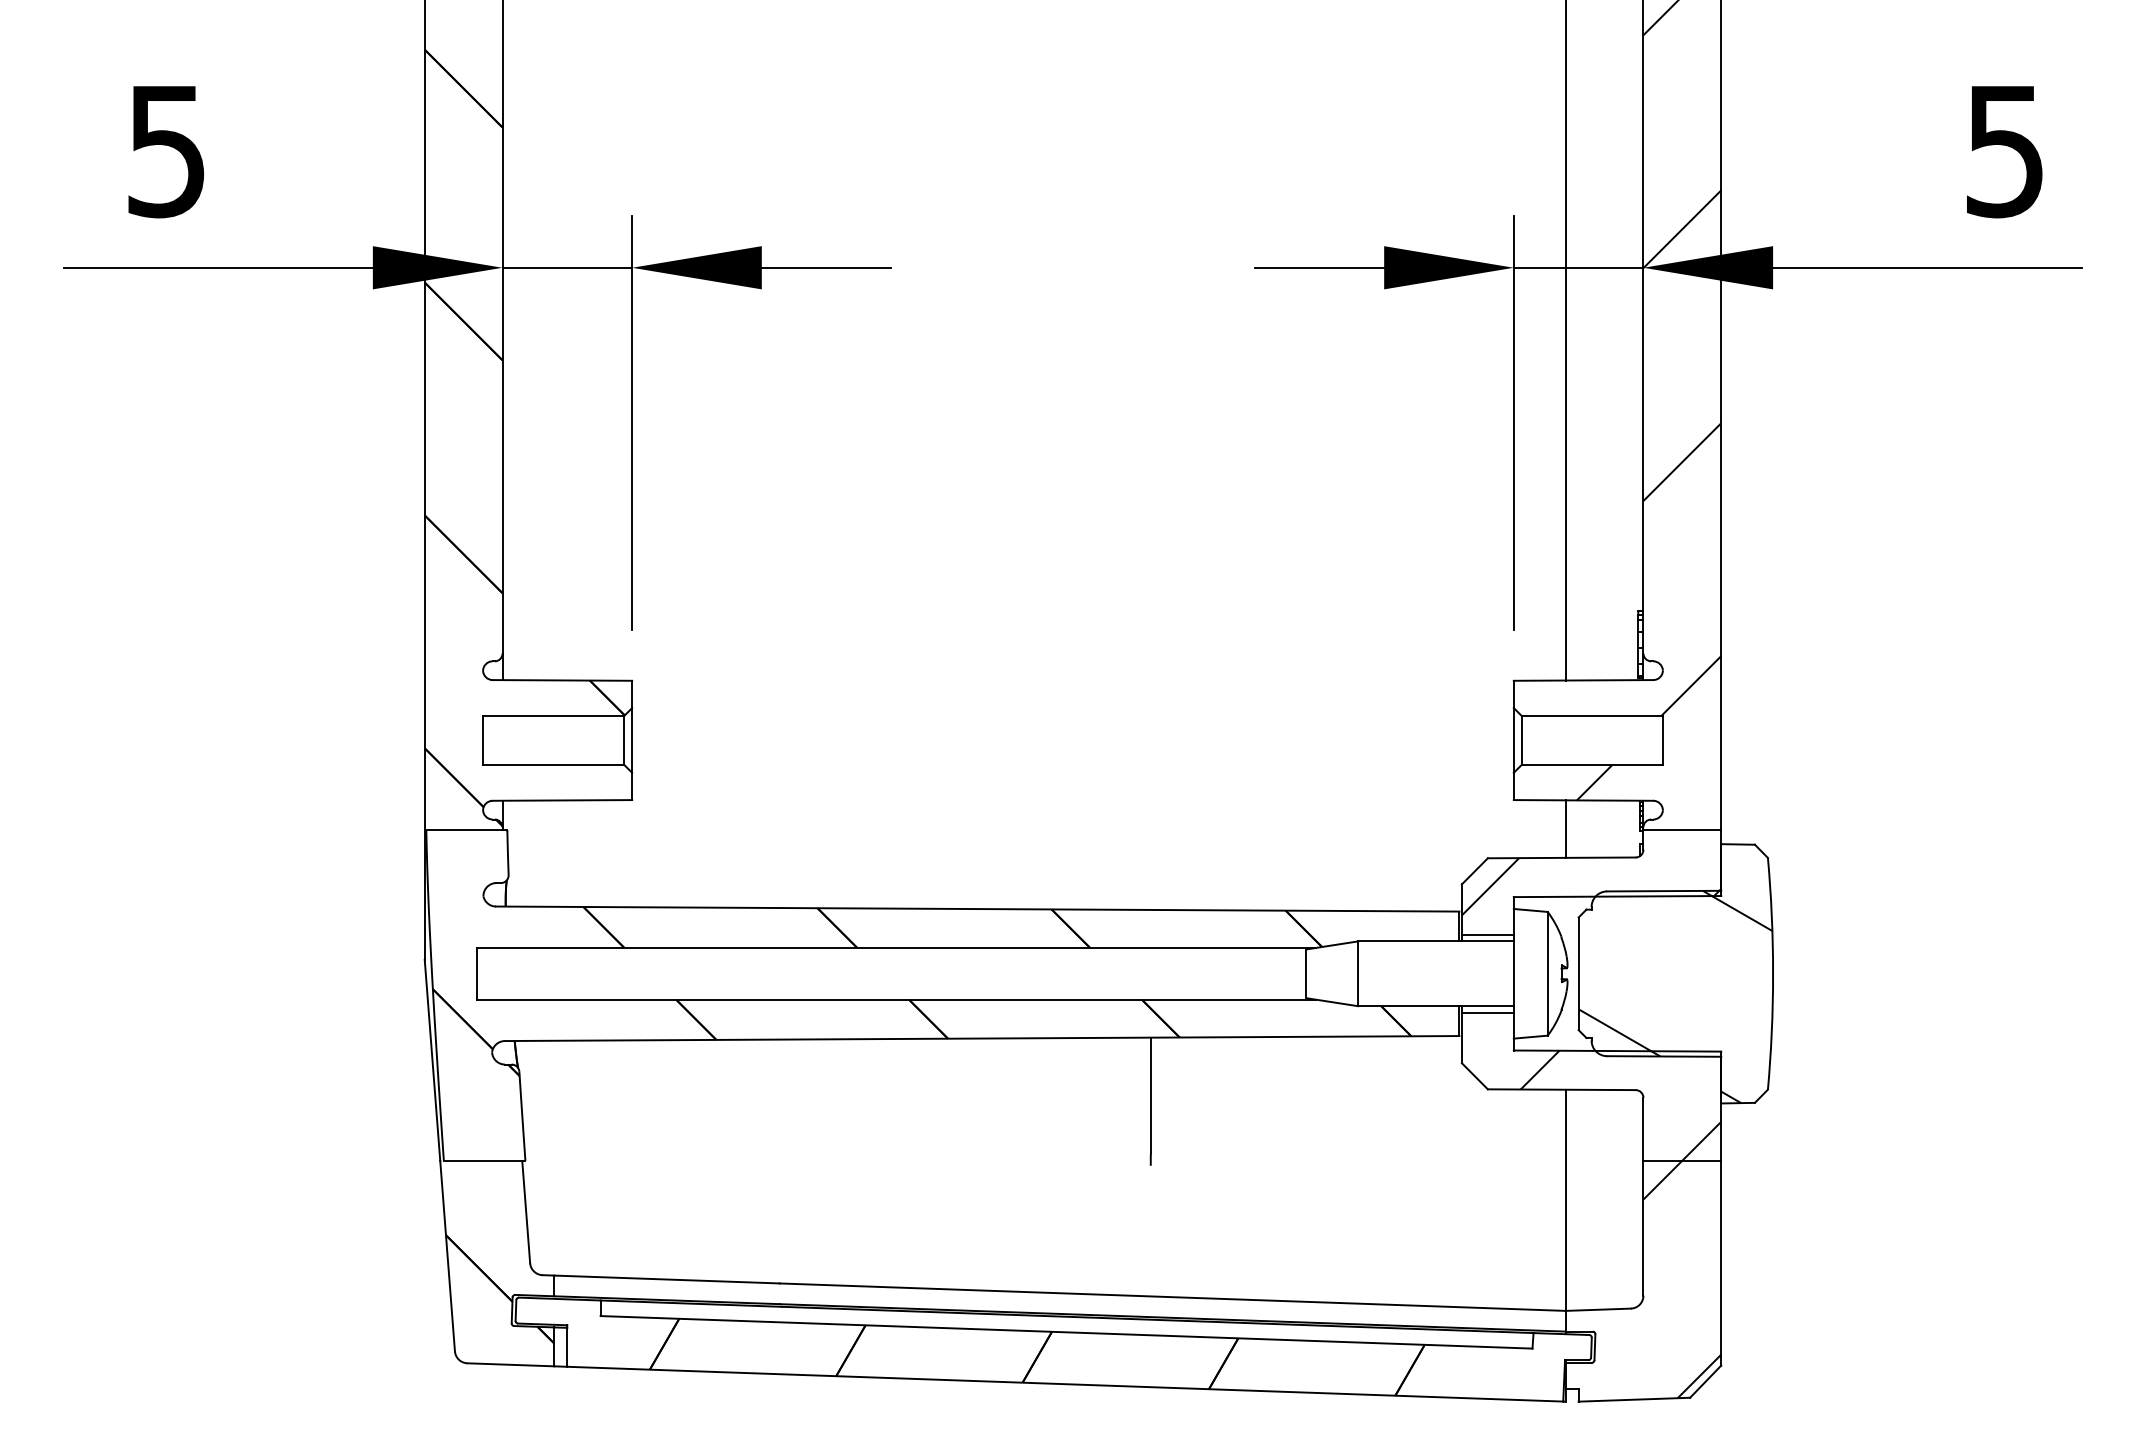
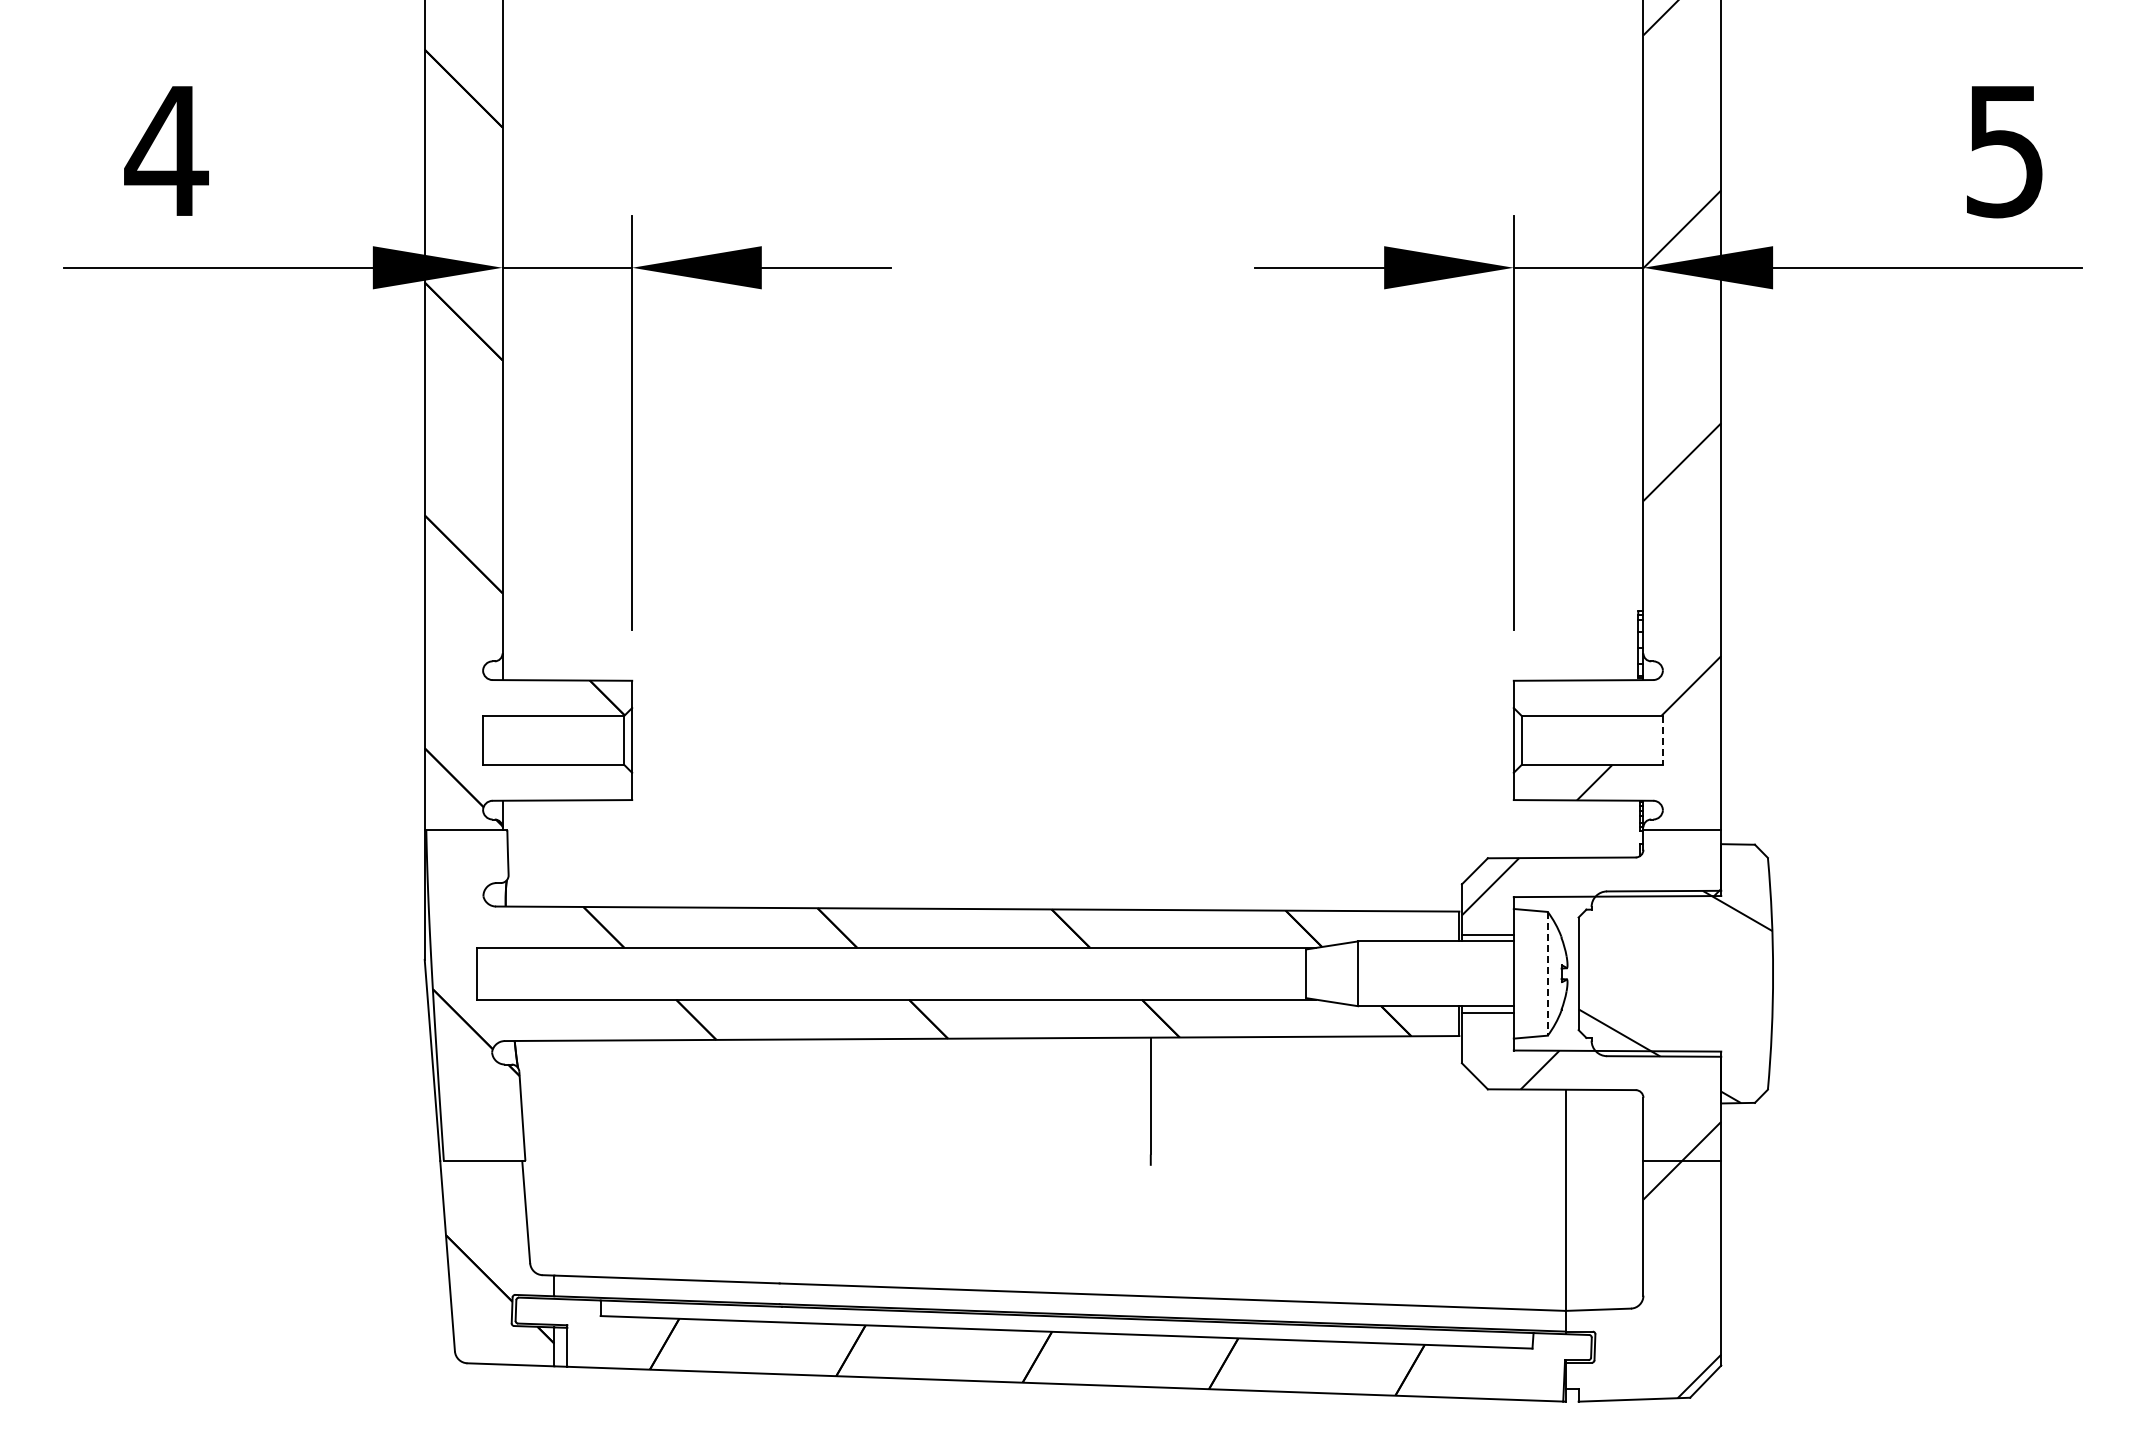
text: 5 -> 4 (166, 152)
line: present -> none (1565, 341)
line: solid -> dashed (1662, 740)
line: present -> none (1565, 828)
line: solid -> dashed (1547, 973)
